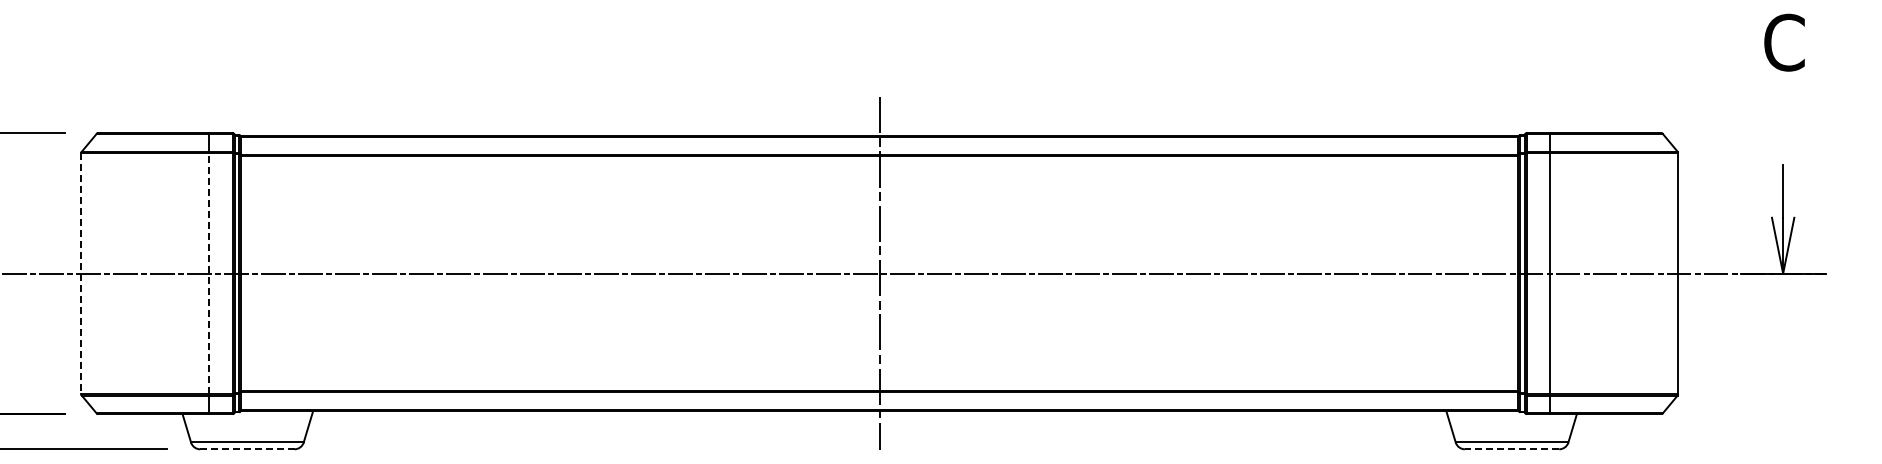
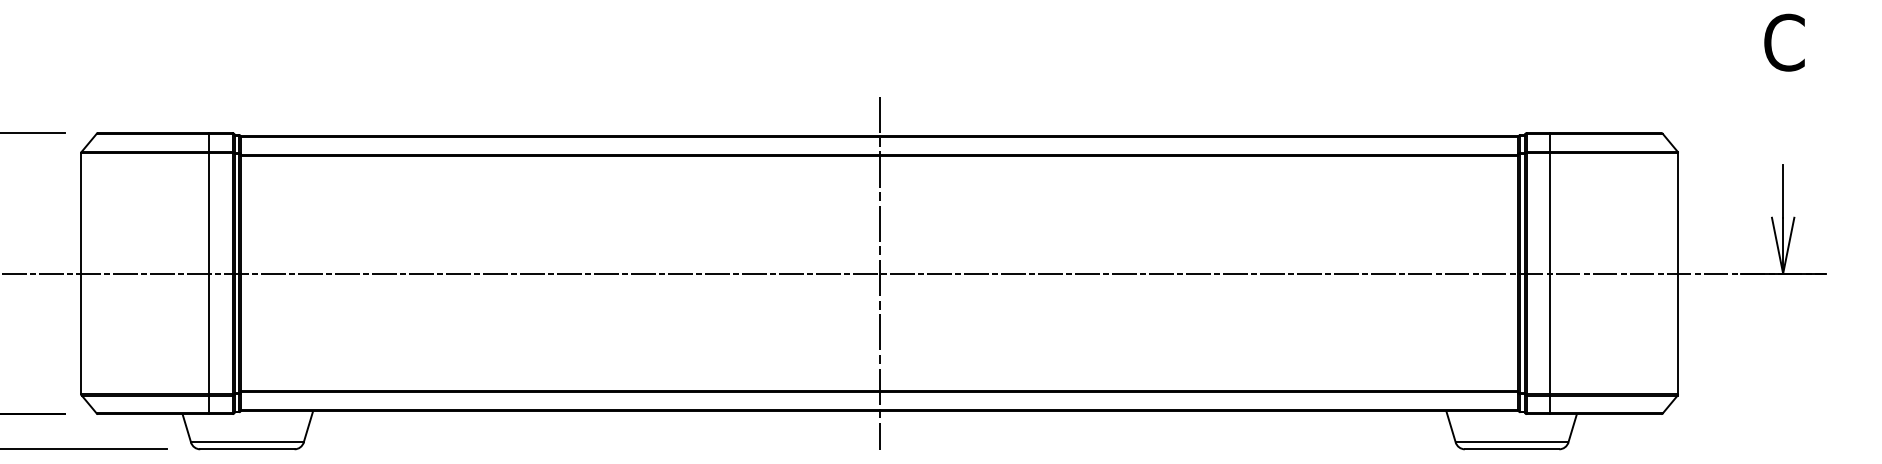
line: dashed -> solid (81, 273)
line: dashed -> solid (209, 273)
line: dashed -> solid (246, 449)
line: dashed -> solid (1511, 449)
